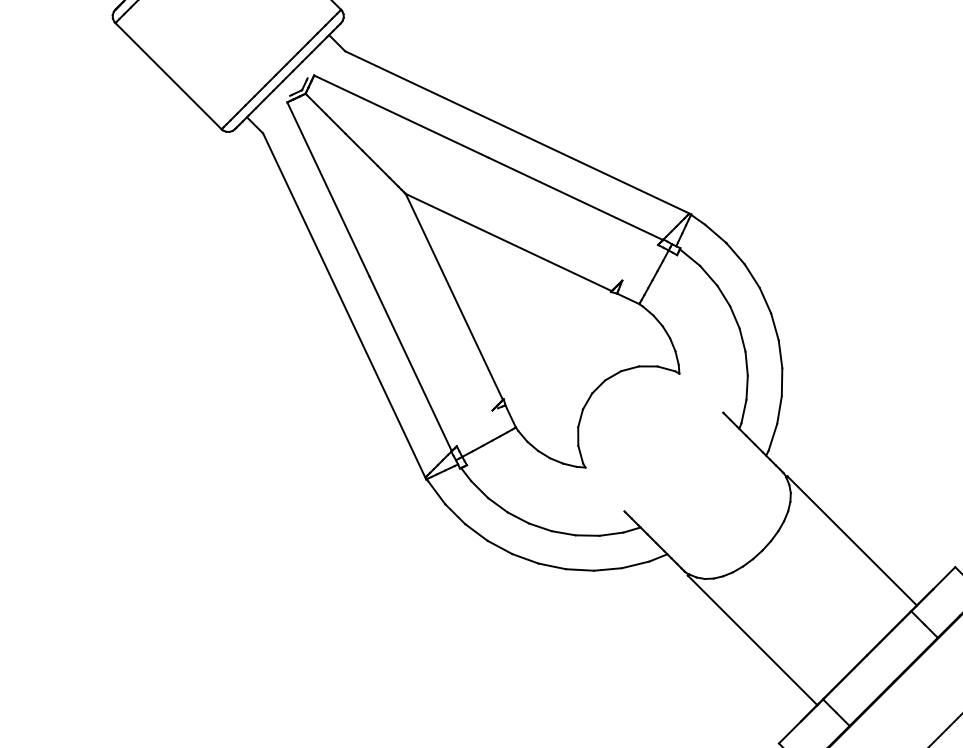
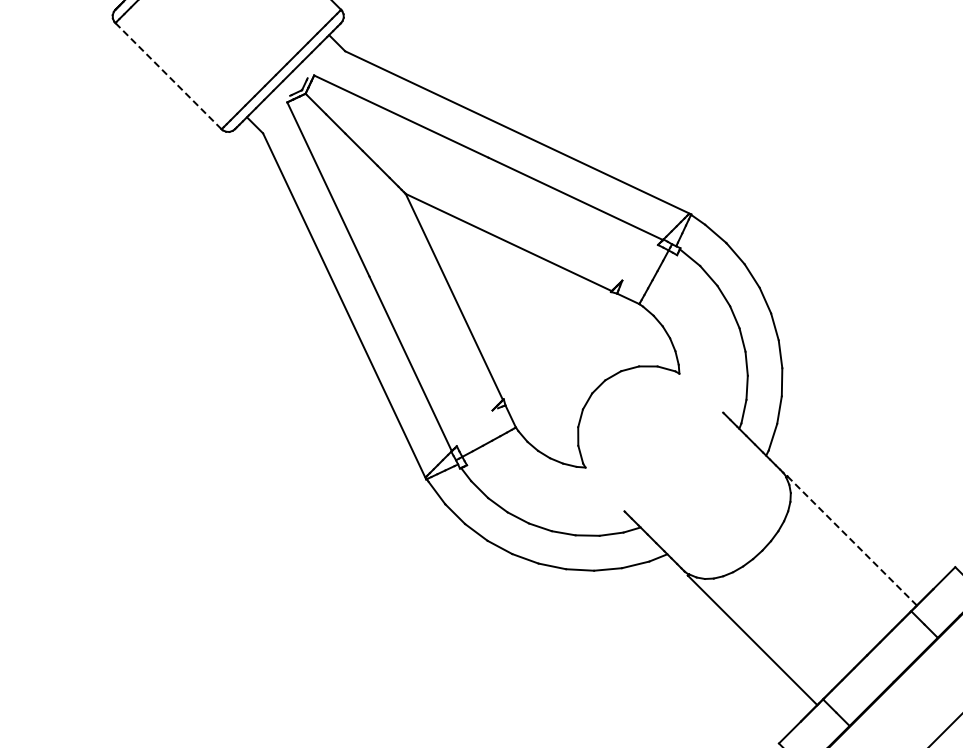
line: solid -> dashed (168, 76)
line: solid -> dashed (852, 540)
